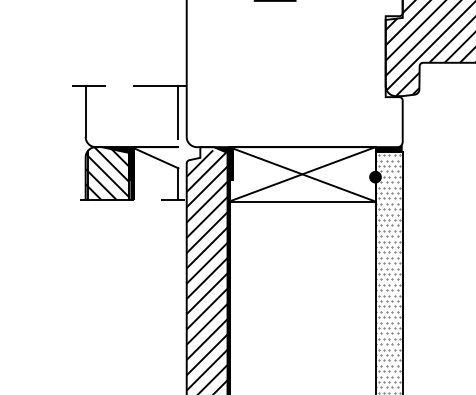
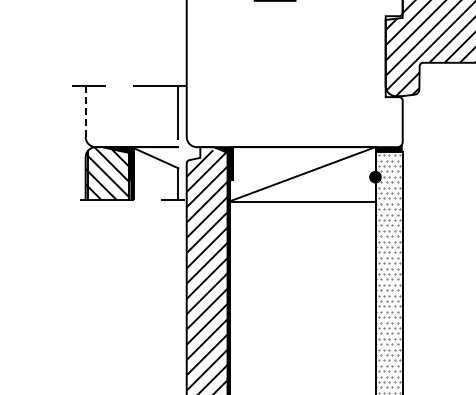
line: solid -> dashed (85, 112)
line: present -> none (302, 174)
